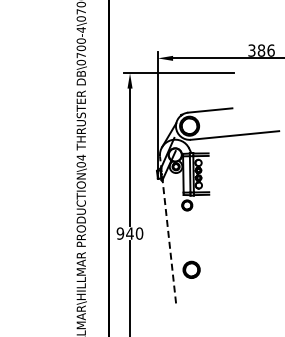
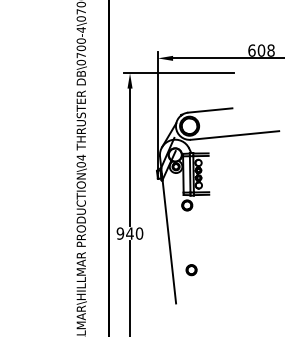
text: 386 -> 608 (261, 50)
line: dashed -> solid (168, 230)
part size: 19x19 px -> 13x13 px (191, 270)
